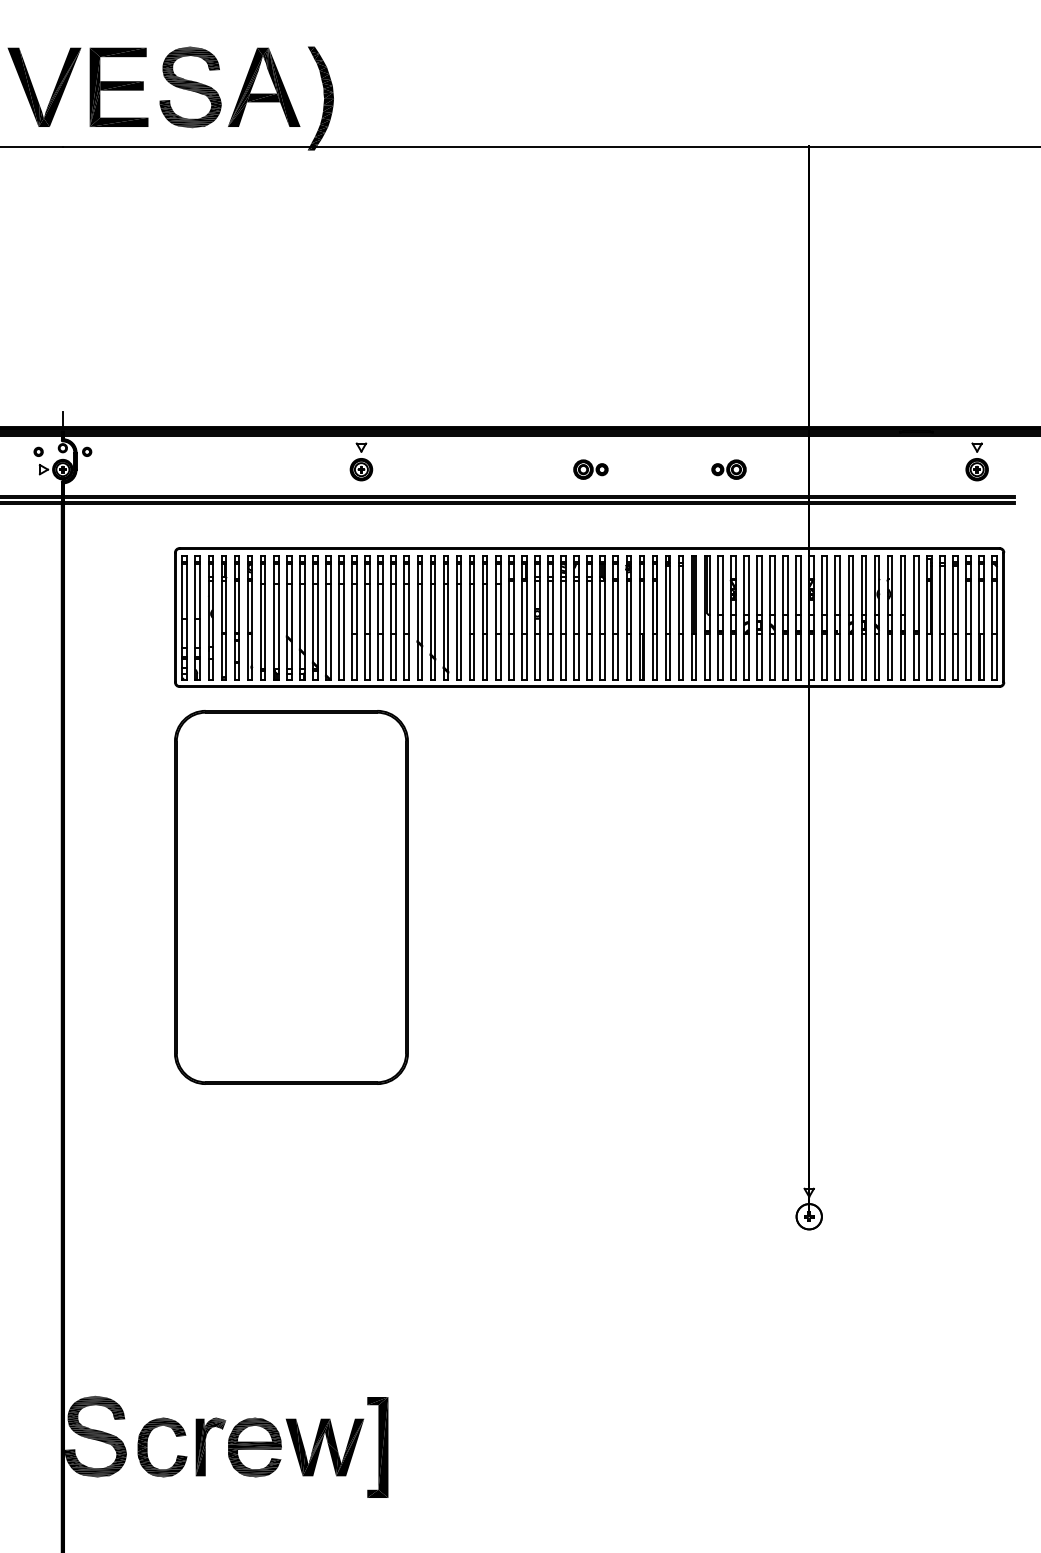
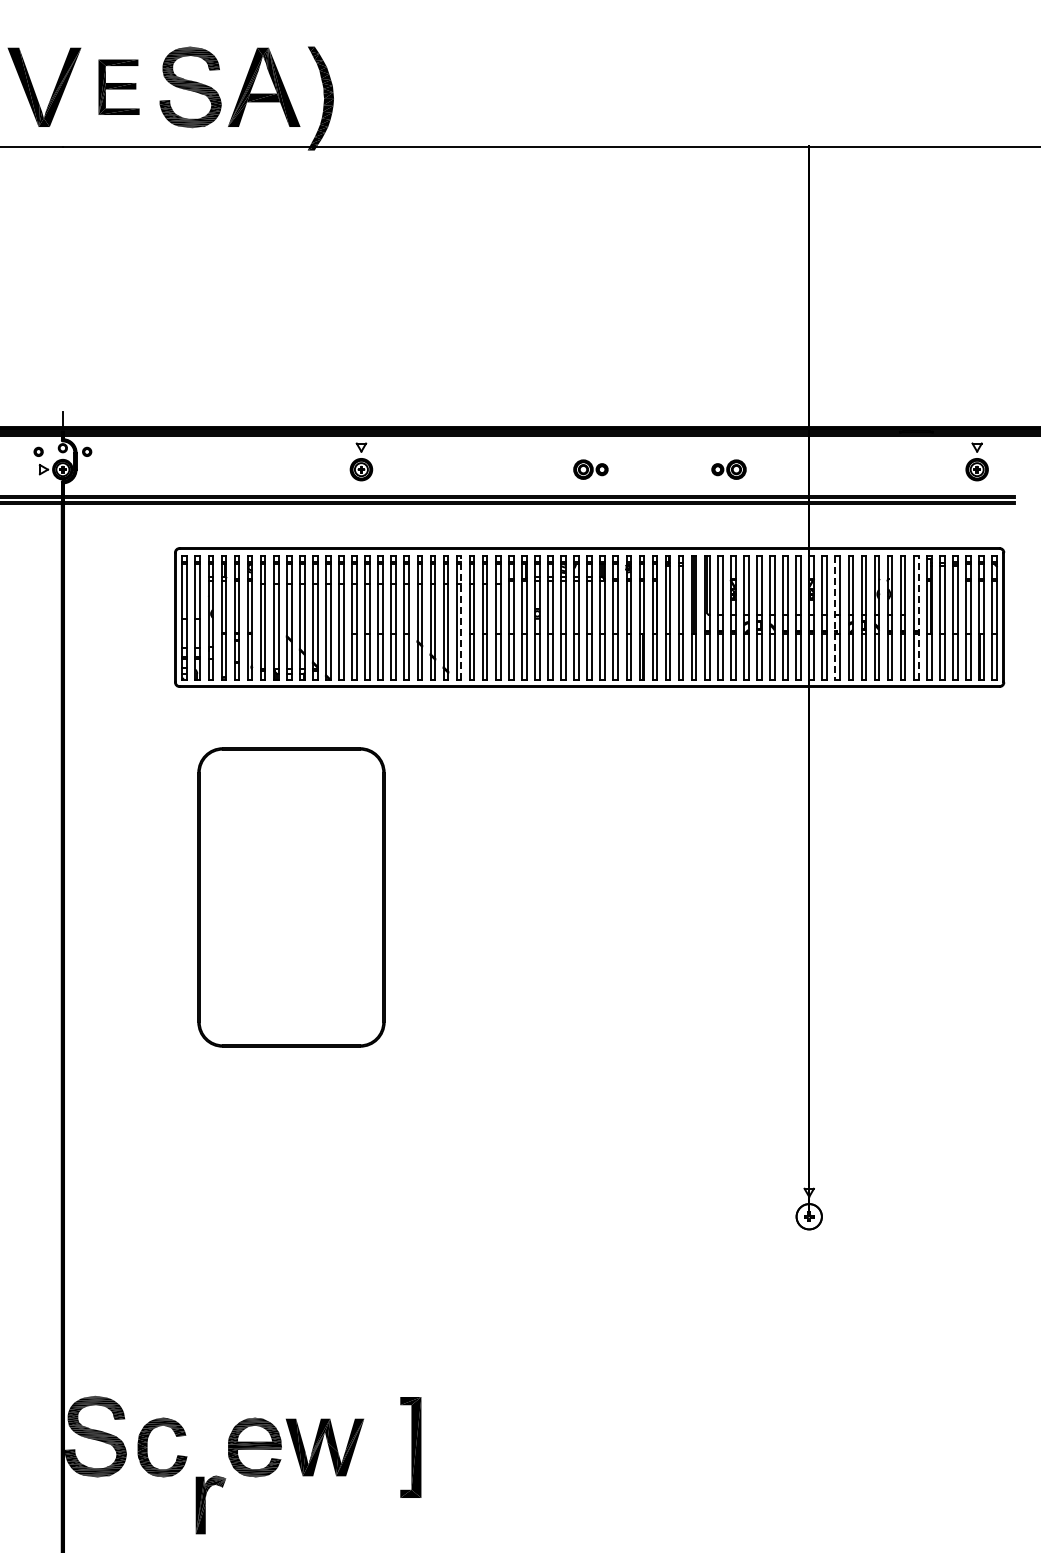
part size: 60x80 px -> 42x56 px (118, 86)
line: solid -> dashed (461, 617)
line: solid -> dashed (918, 617)
line: solid -> dashed (835, 618)
part size: 235x375 px -> 189x301 px (291, 897)
part position: (210, 1446) -> (210, 1504) (210, 1504)
part position: (377, 1447) -> (410, 1447) (410, 1447)
